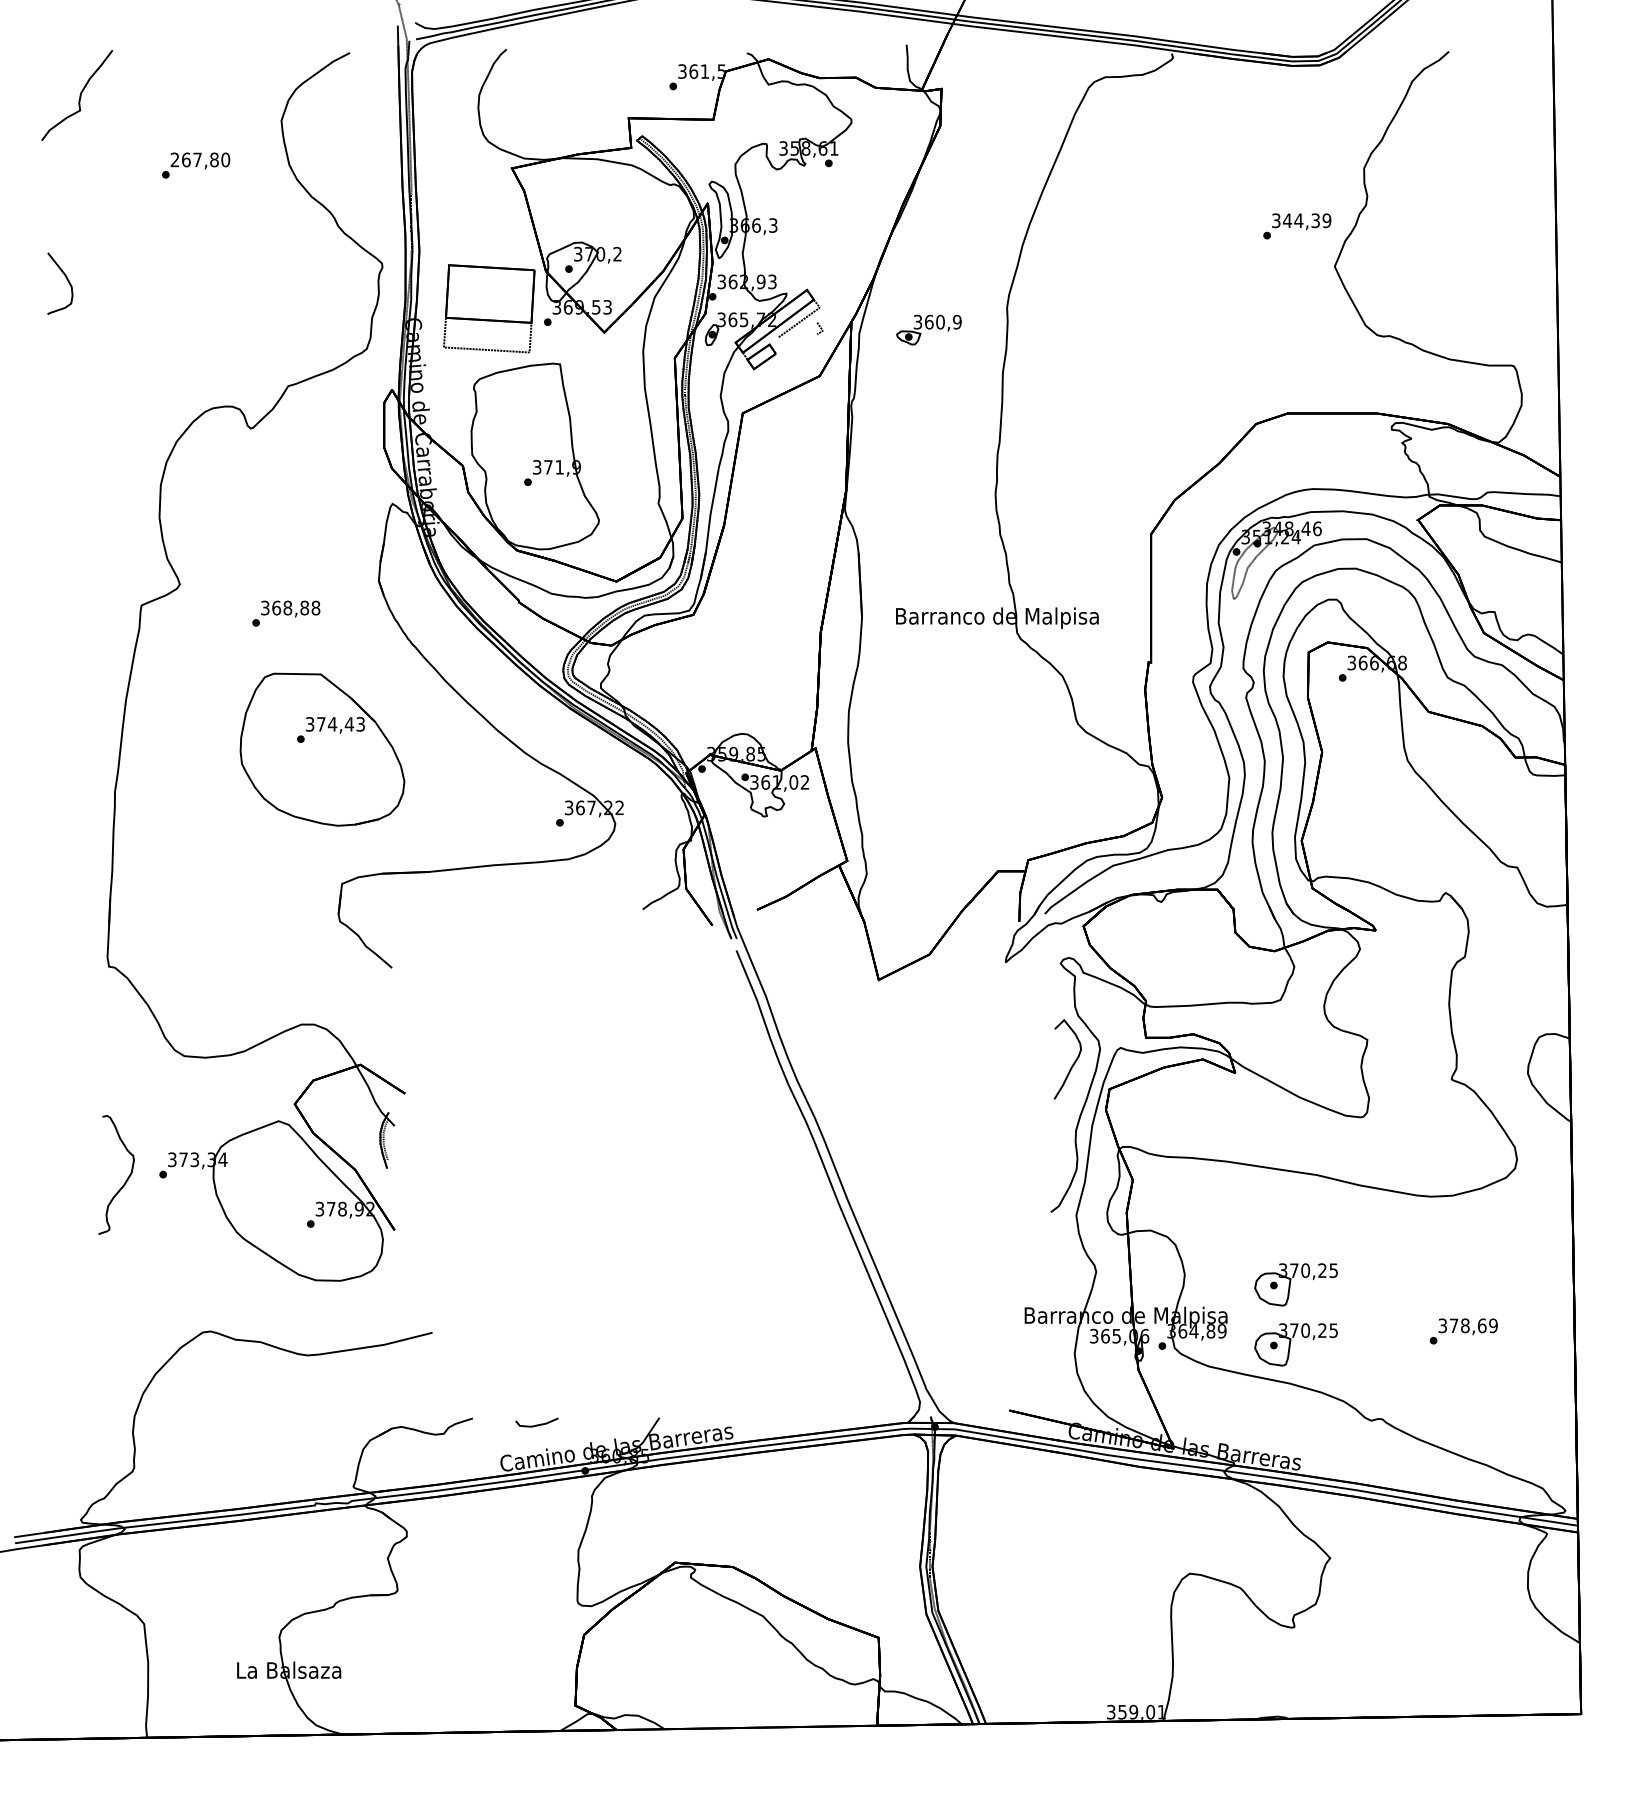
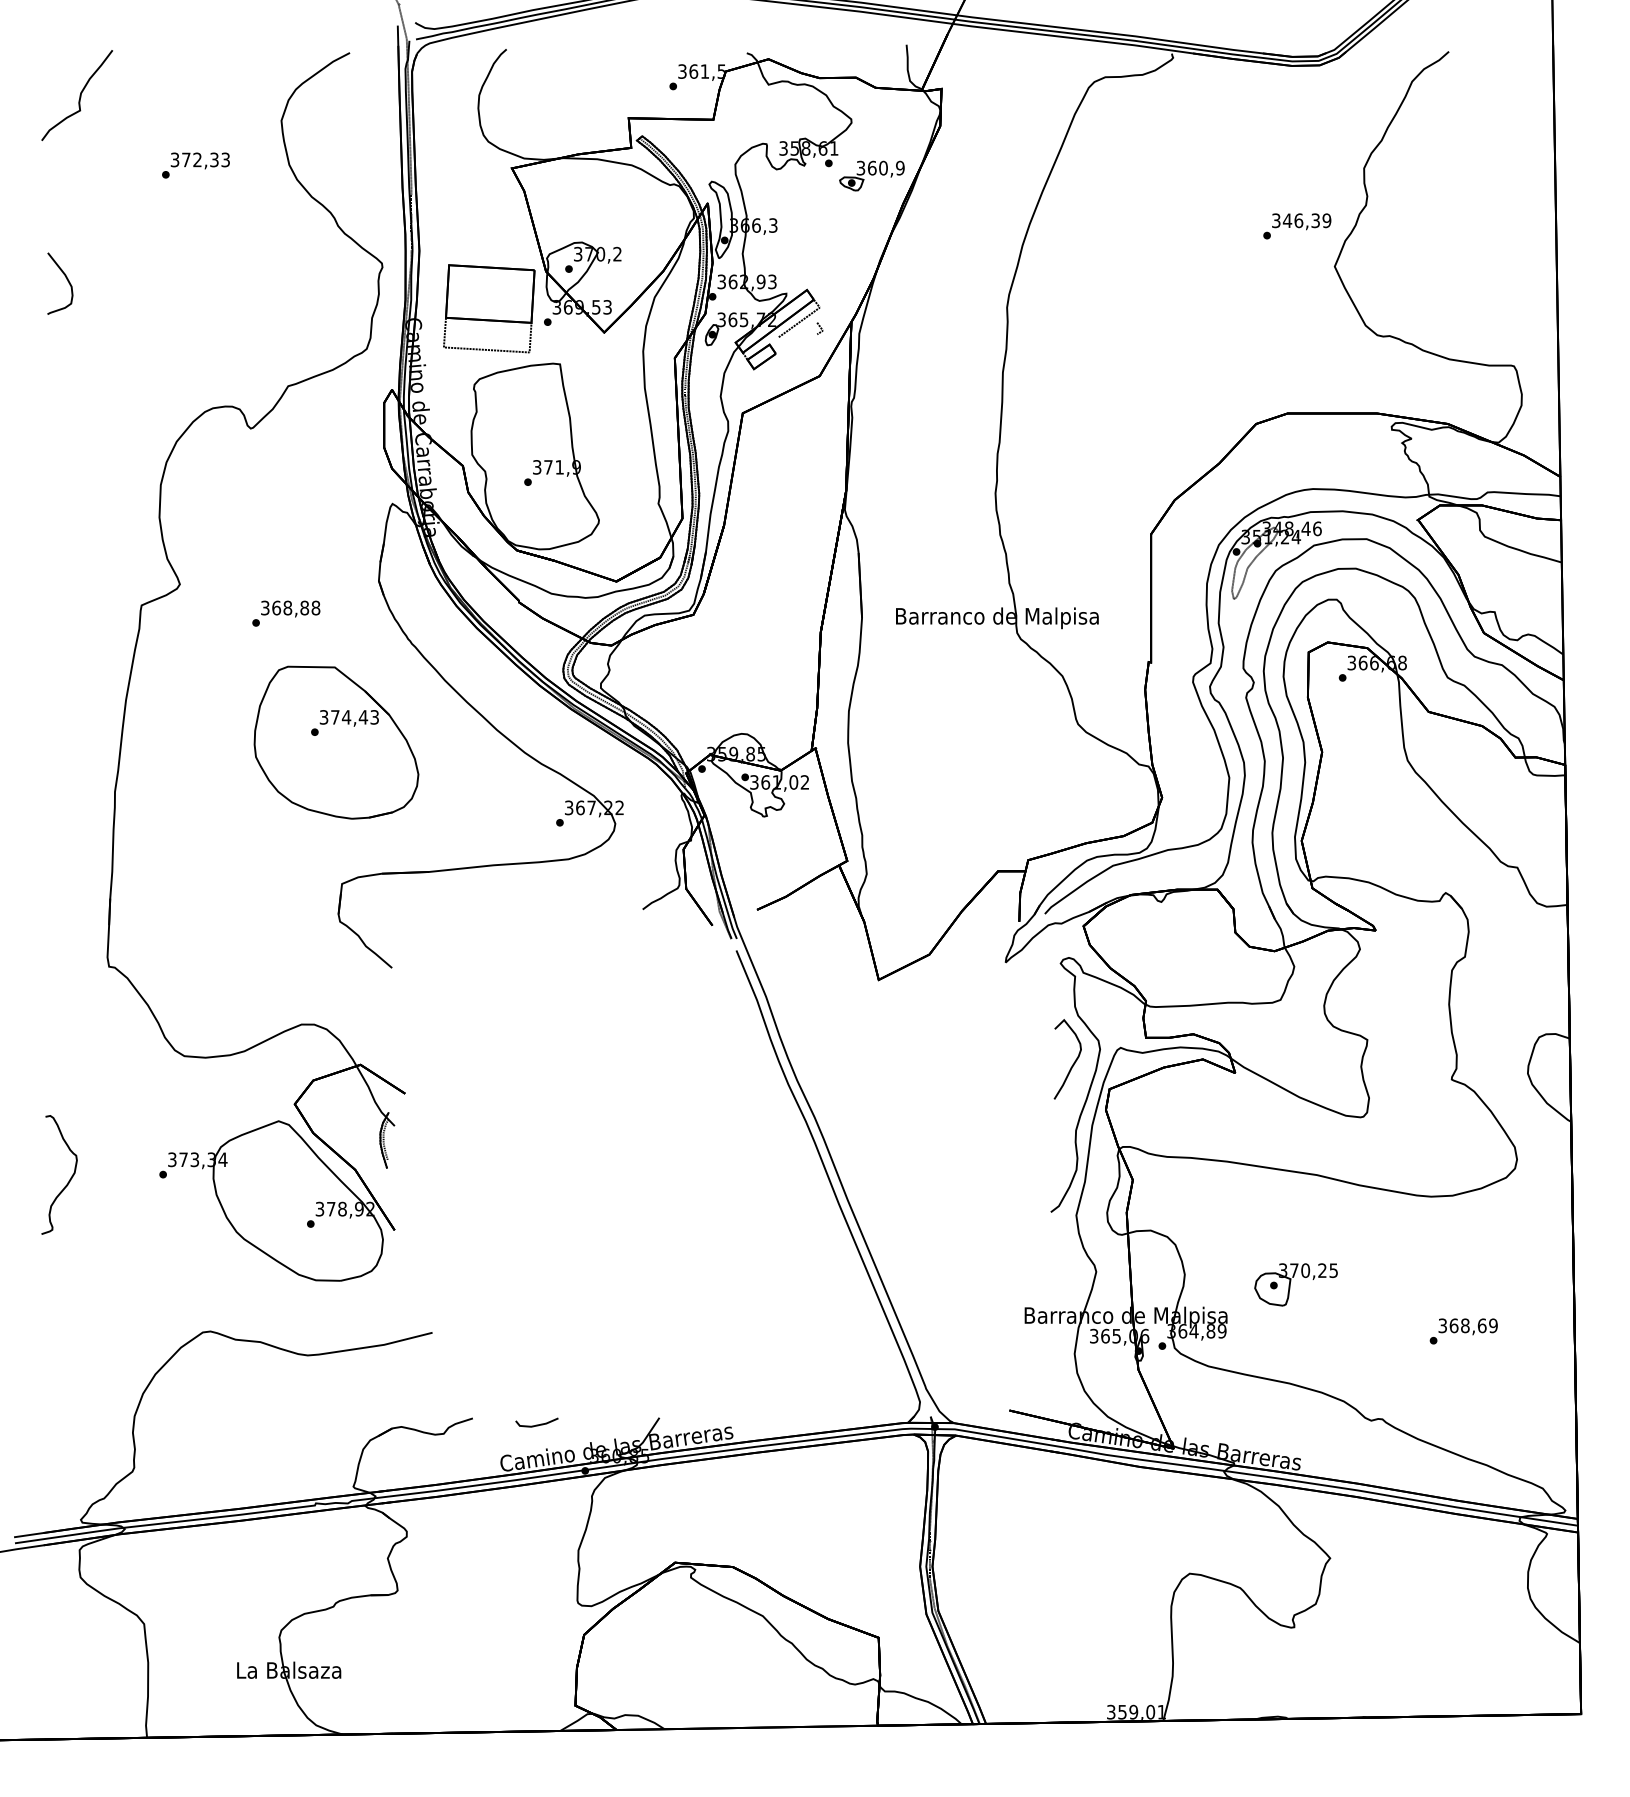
text: 267,80 -> 372,33 (200, 159)
text: 344,39 -> 346,39 (1298, 220)
part position: (928, 329) -> (871, 175) (871, 175)
part position: (322, 749) -> (336, 742) (336, 742)
part position: (126, 1179) -> (69, 1179) (69, 1179)
text: 378,69 -> 368,69 (1453, 1325)
part: present -> none (1295, 1344)
